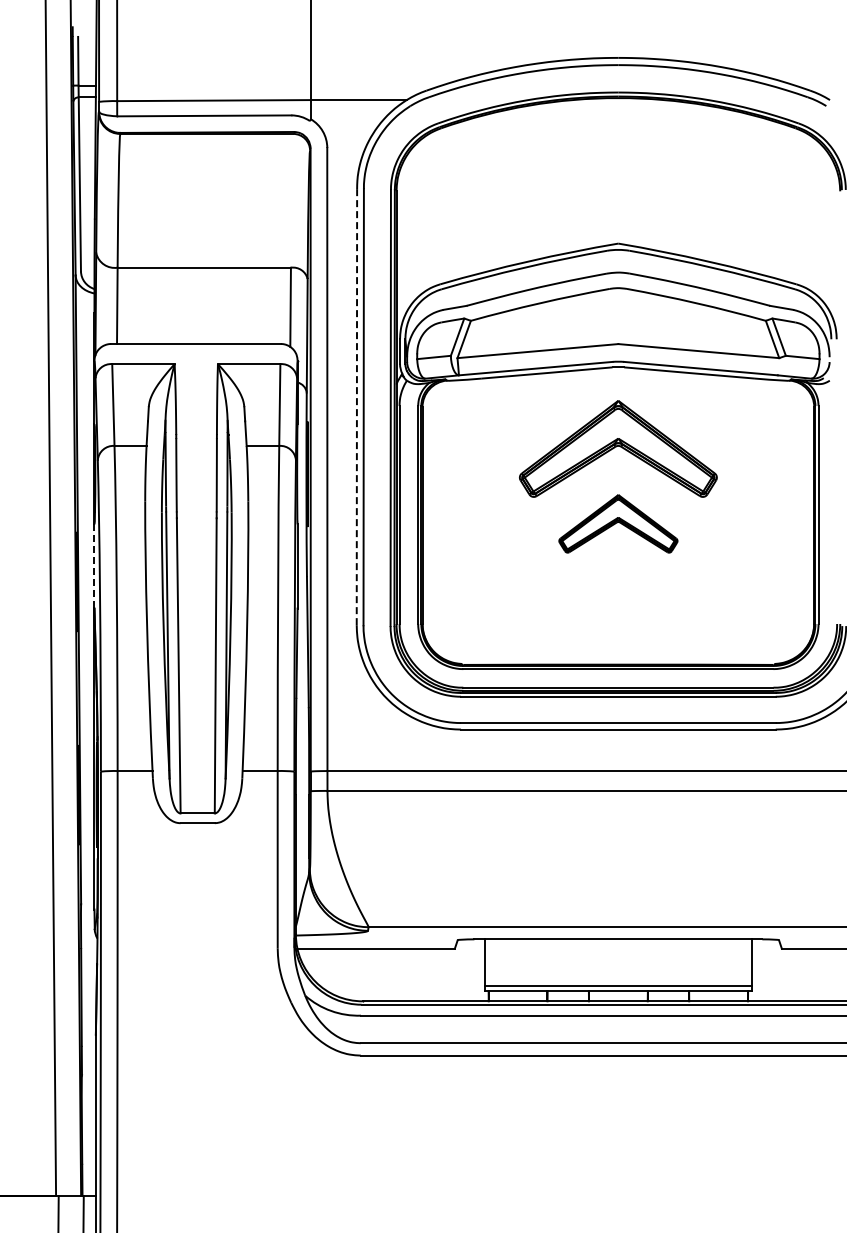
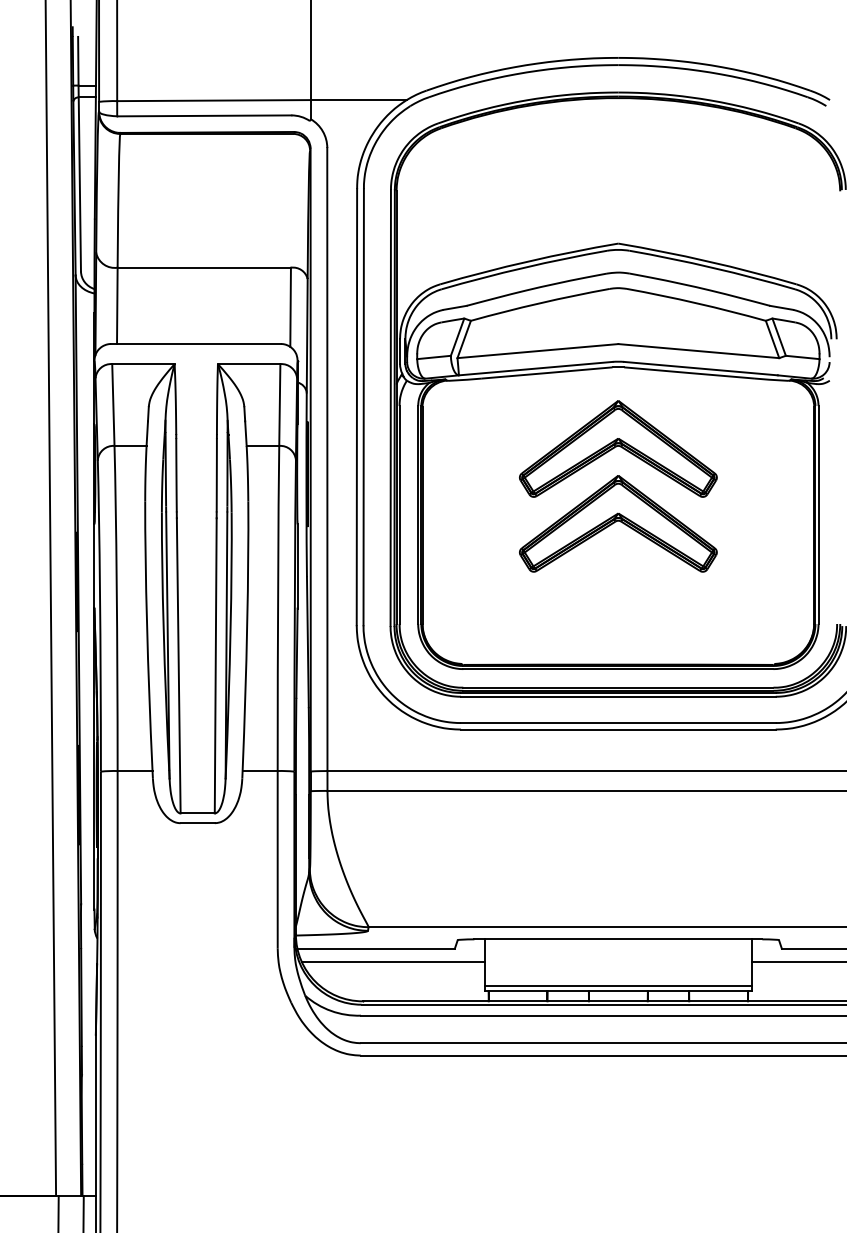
line: dashed -> solid (356, 407)
part size: 121x60 px -> 199x98 px (618, 523)
line: dashed -> solid (94, 565)
line: none -> present (392, 961)
line: none -> present (797, 961)
